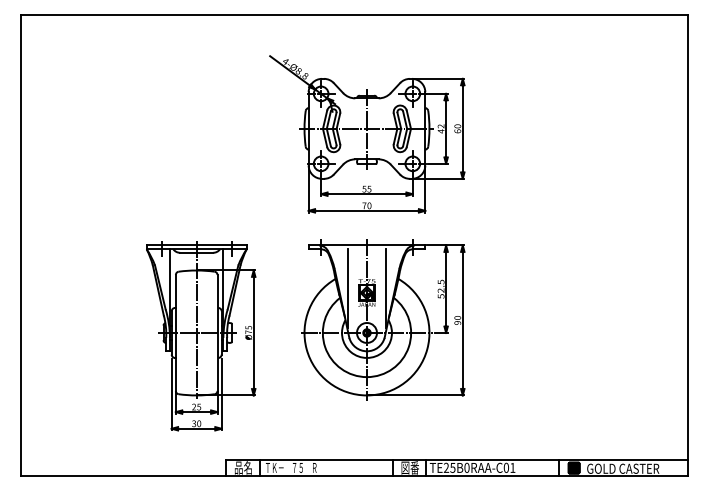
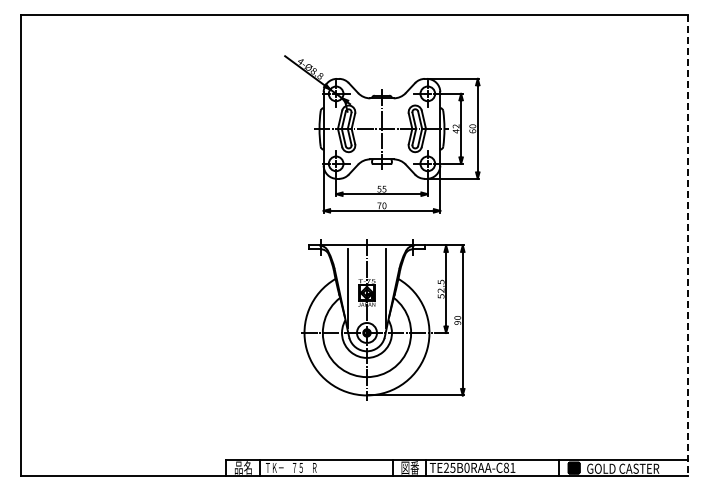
part position: (367, 134) -> (382, 134) (382, 134)
line: solid -> dashed (687, 245)
part: present -> none (201, 336)
text: TE25B0RAA-C01 -> TE25B0RAA-C81 (506, 468)
